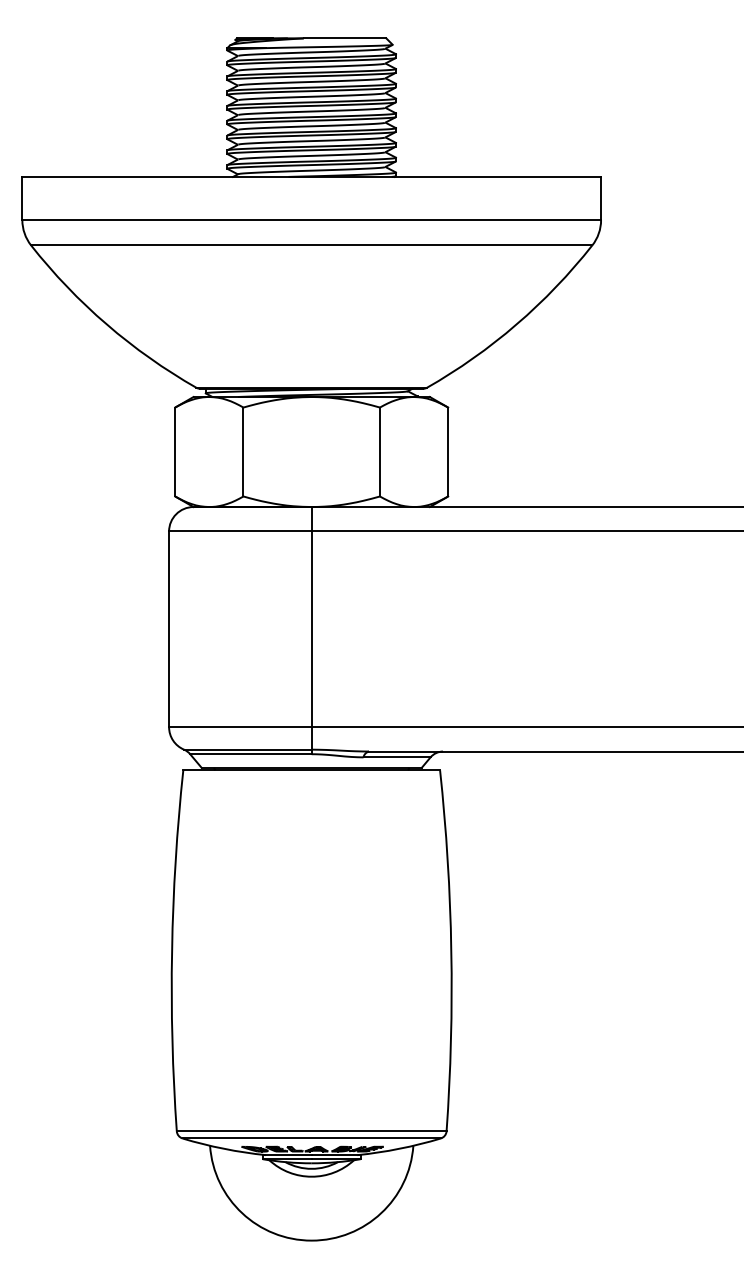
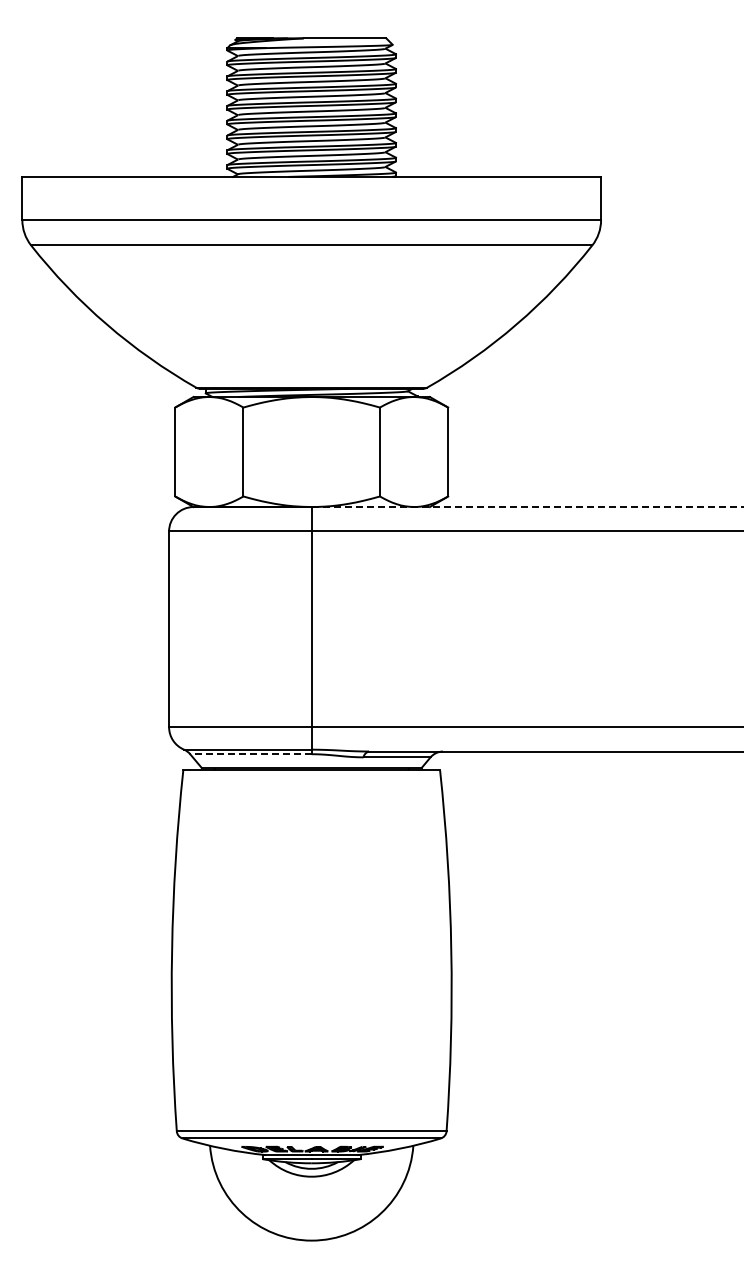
line: solid -> dashed (527, 507)
line: solid -> dashed (250, 754)
